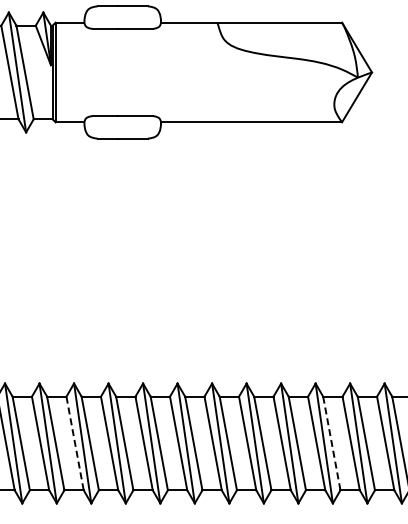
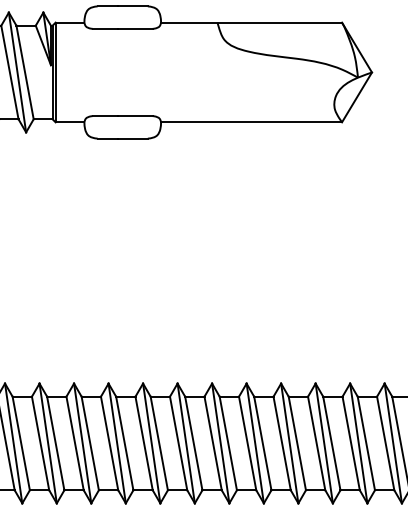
line: dashed -> solid (75, 443)
line: dashed -> solid (331, 443)
